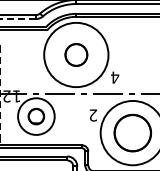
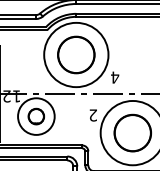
line: dashed -> solid (18, 19)
part size: 25x24 px -> 39x40 px (76, 54)
line: dashed -> solid (0, 94)
